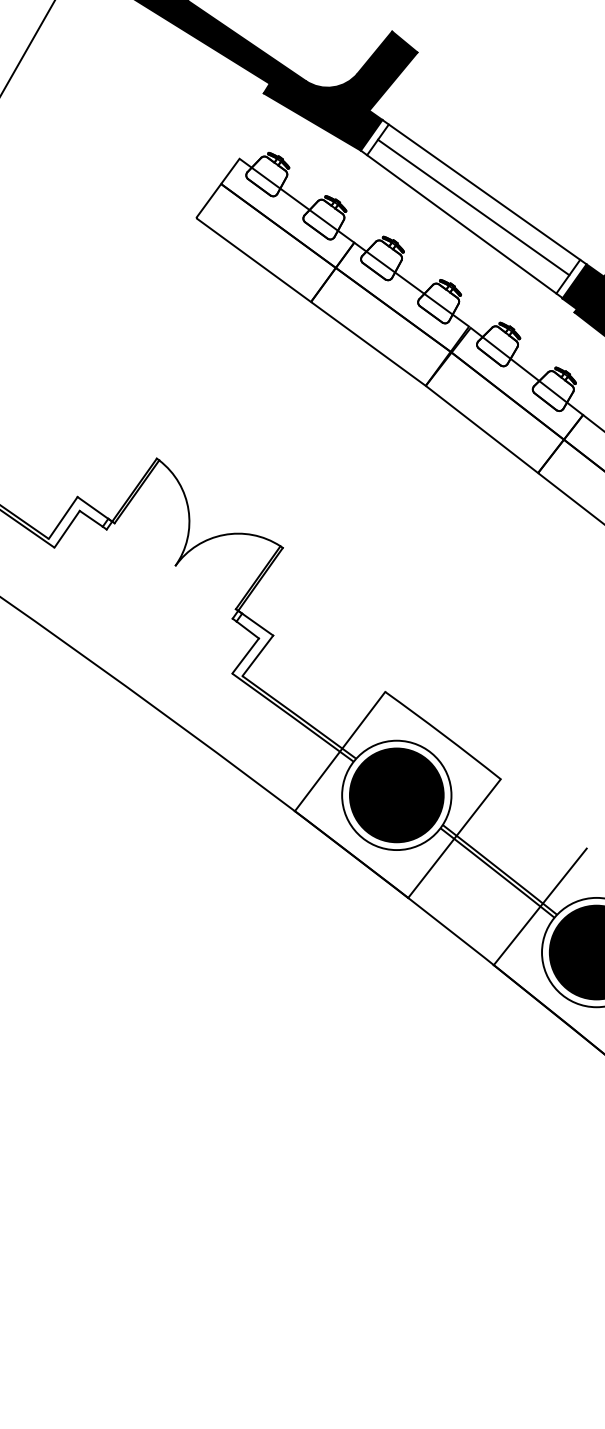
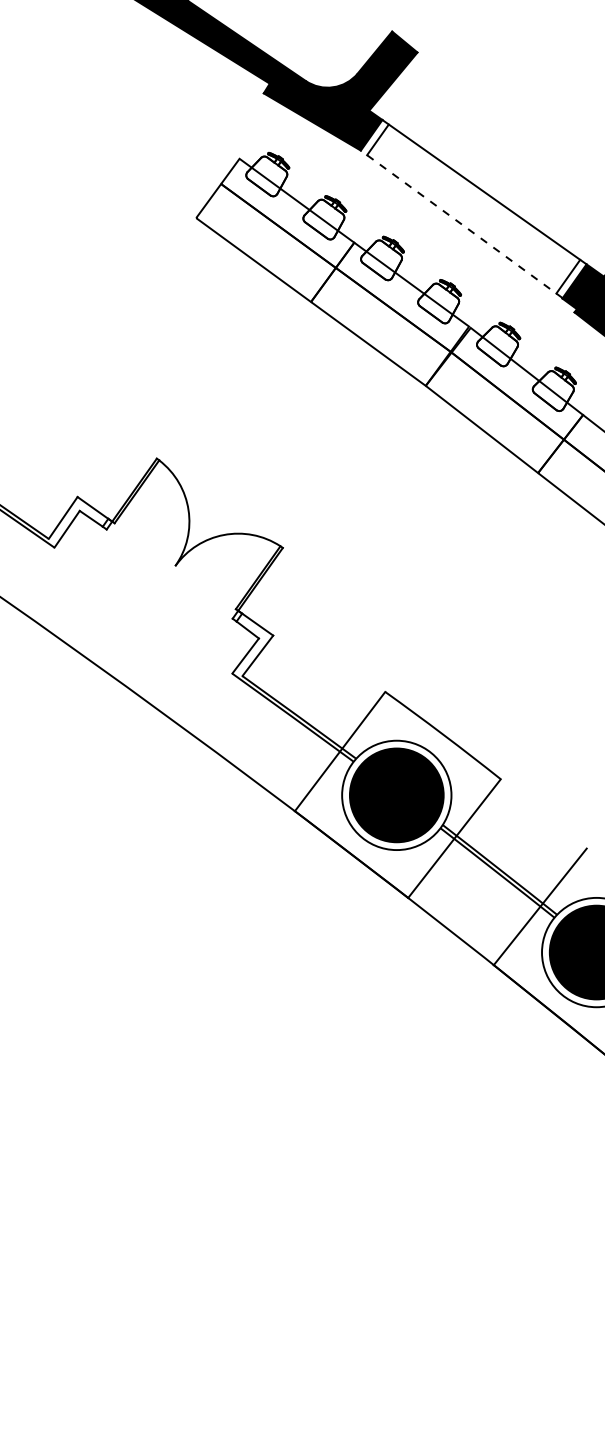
line: present -> none (27, 47)
line: present -> none (473, 207)
line: solid -> dashed (461, 224)
